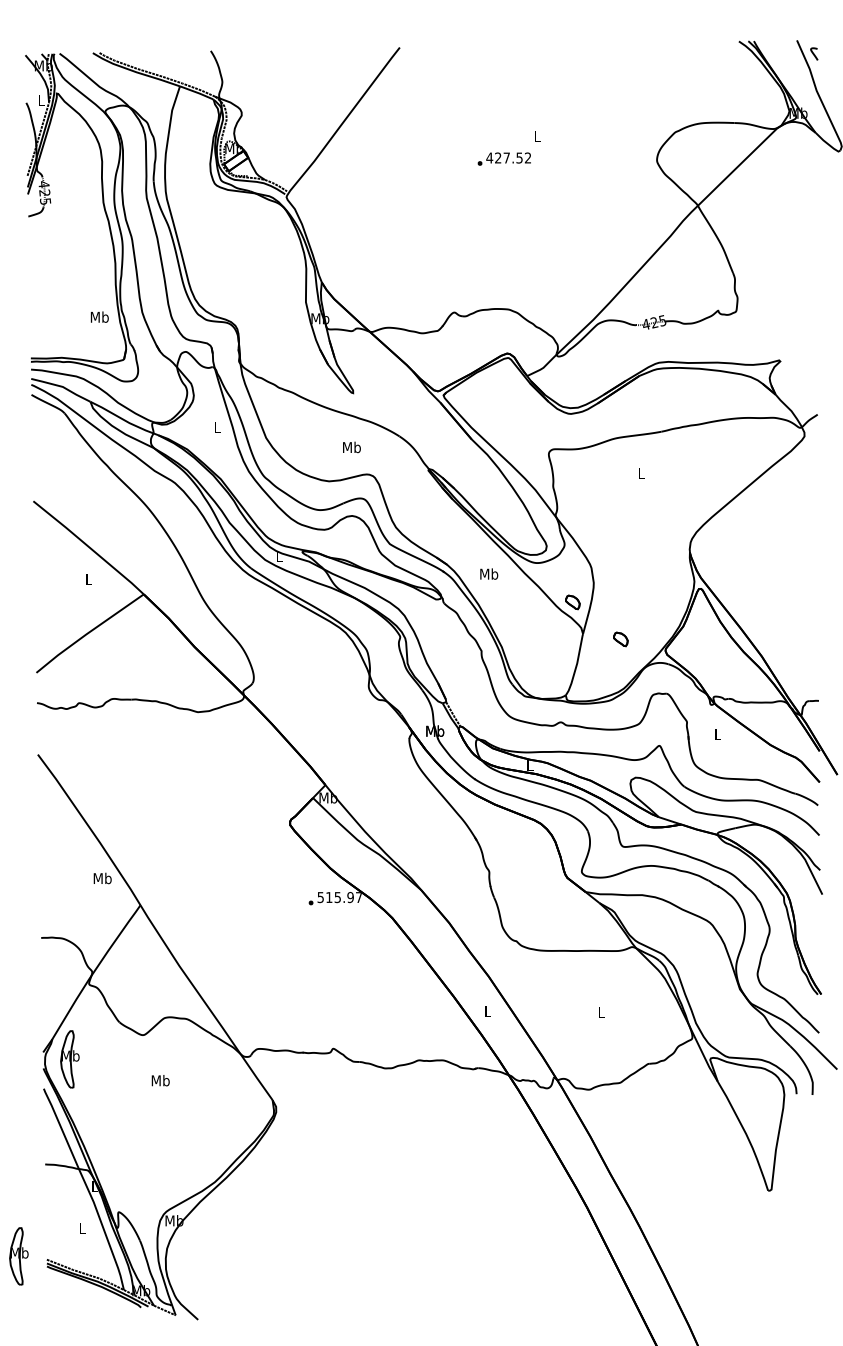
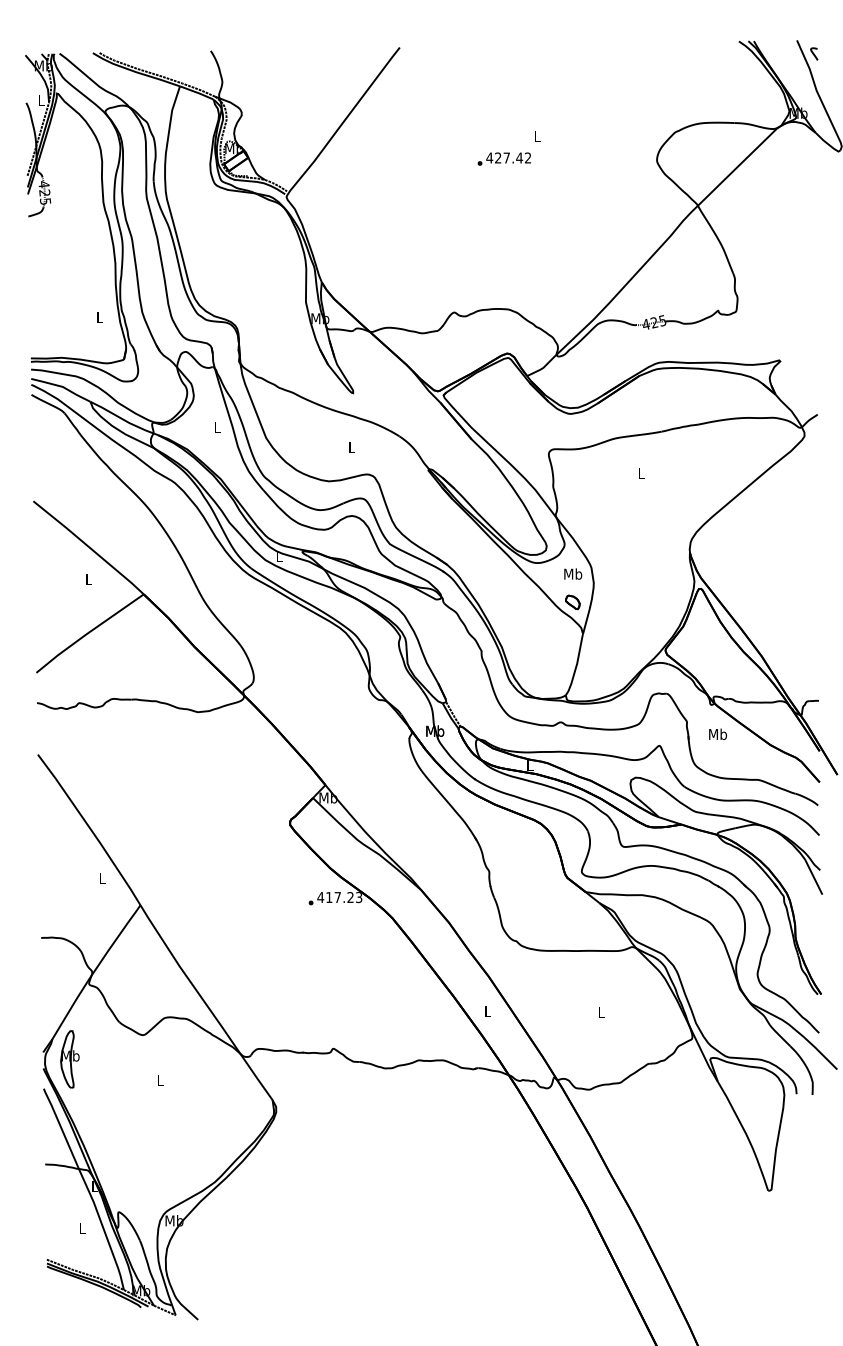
text: 427.52 -> 427.42 (519, 157)
text: Mb -> L (99, 316)
text: Mb -> L (351, 447)
text position: (489, 573) -> (573, 573) (573, 573)
part: present -> none (620, 639)
text: L -> Mb (717, 733)
text: Mb -> L (102, 878)
text: 515.97 -> 417.23 (339, 897)
text: Mb -> L (160, 1080)
part: present -> none (18, 1256)
